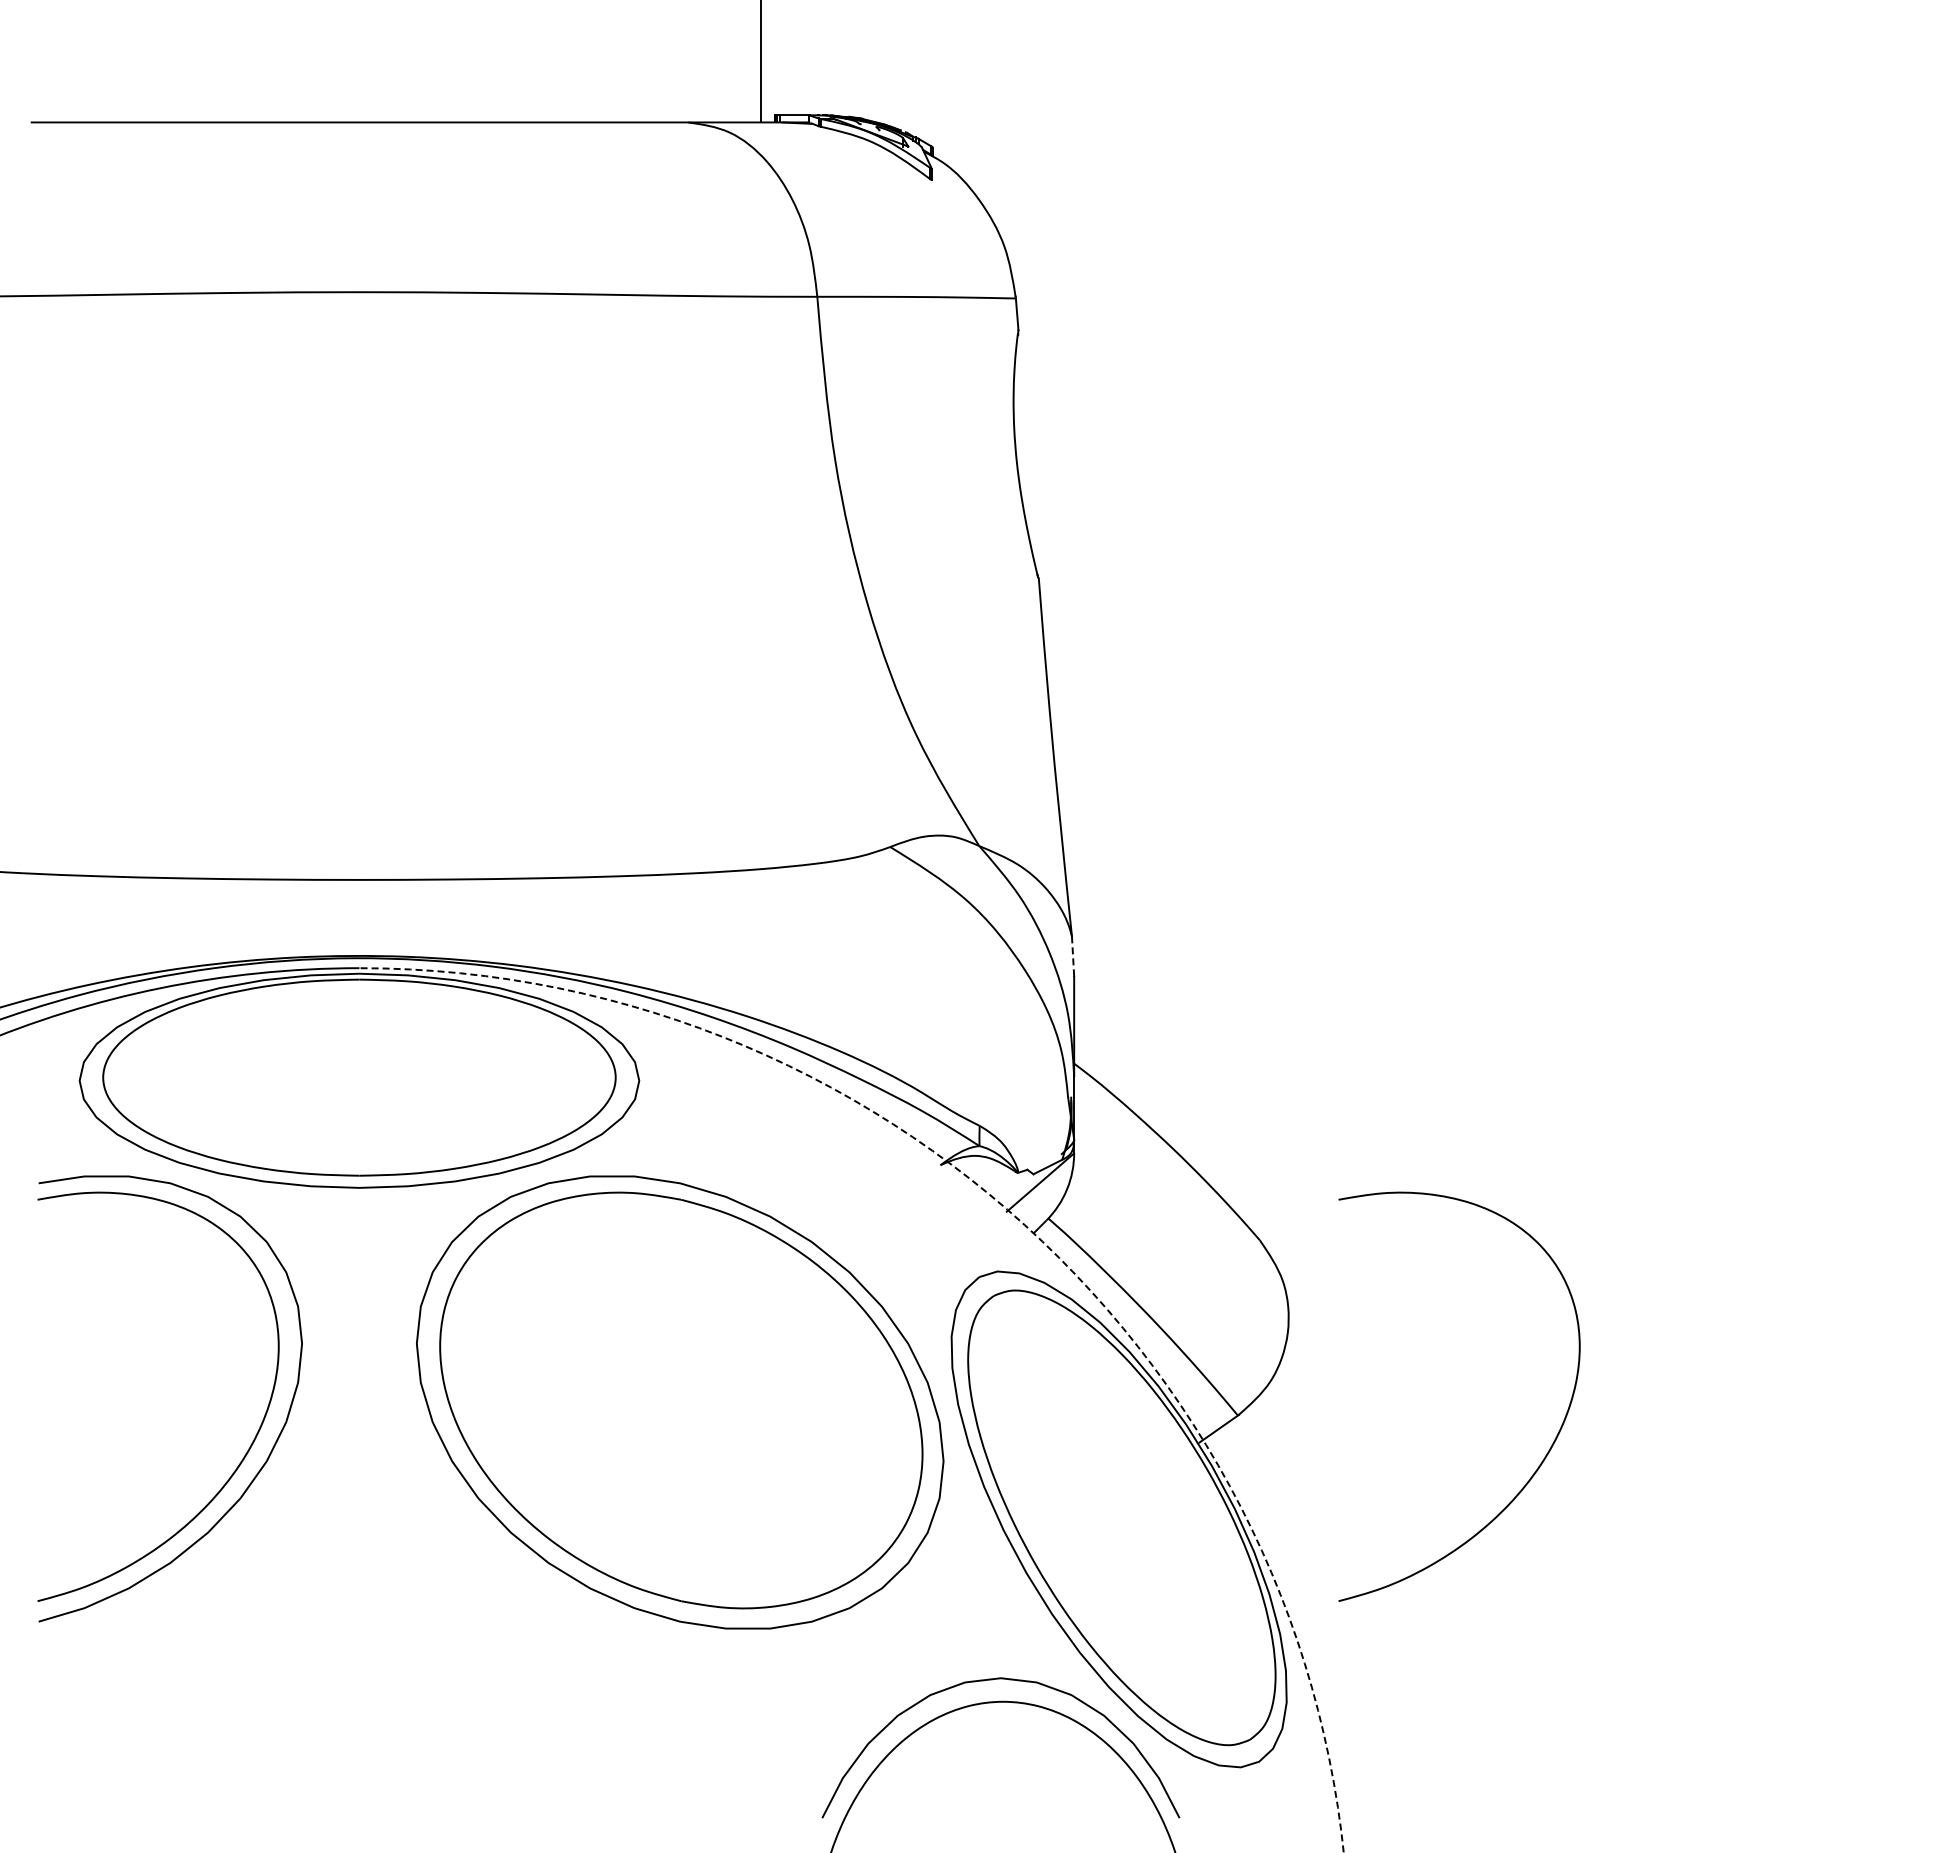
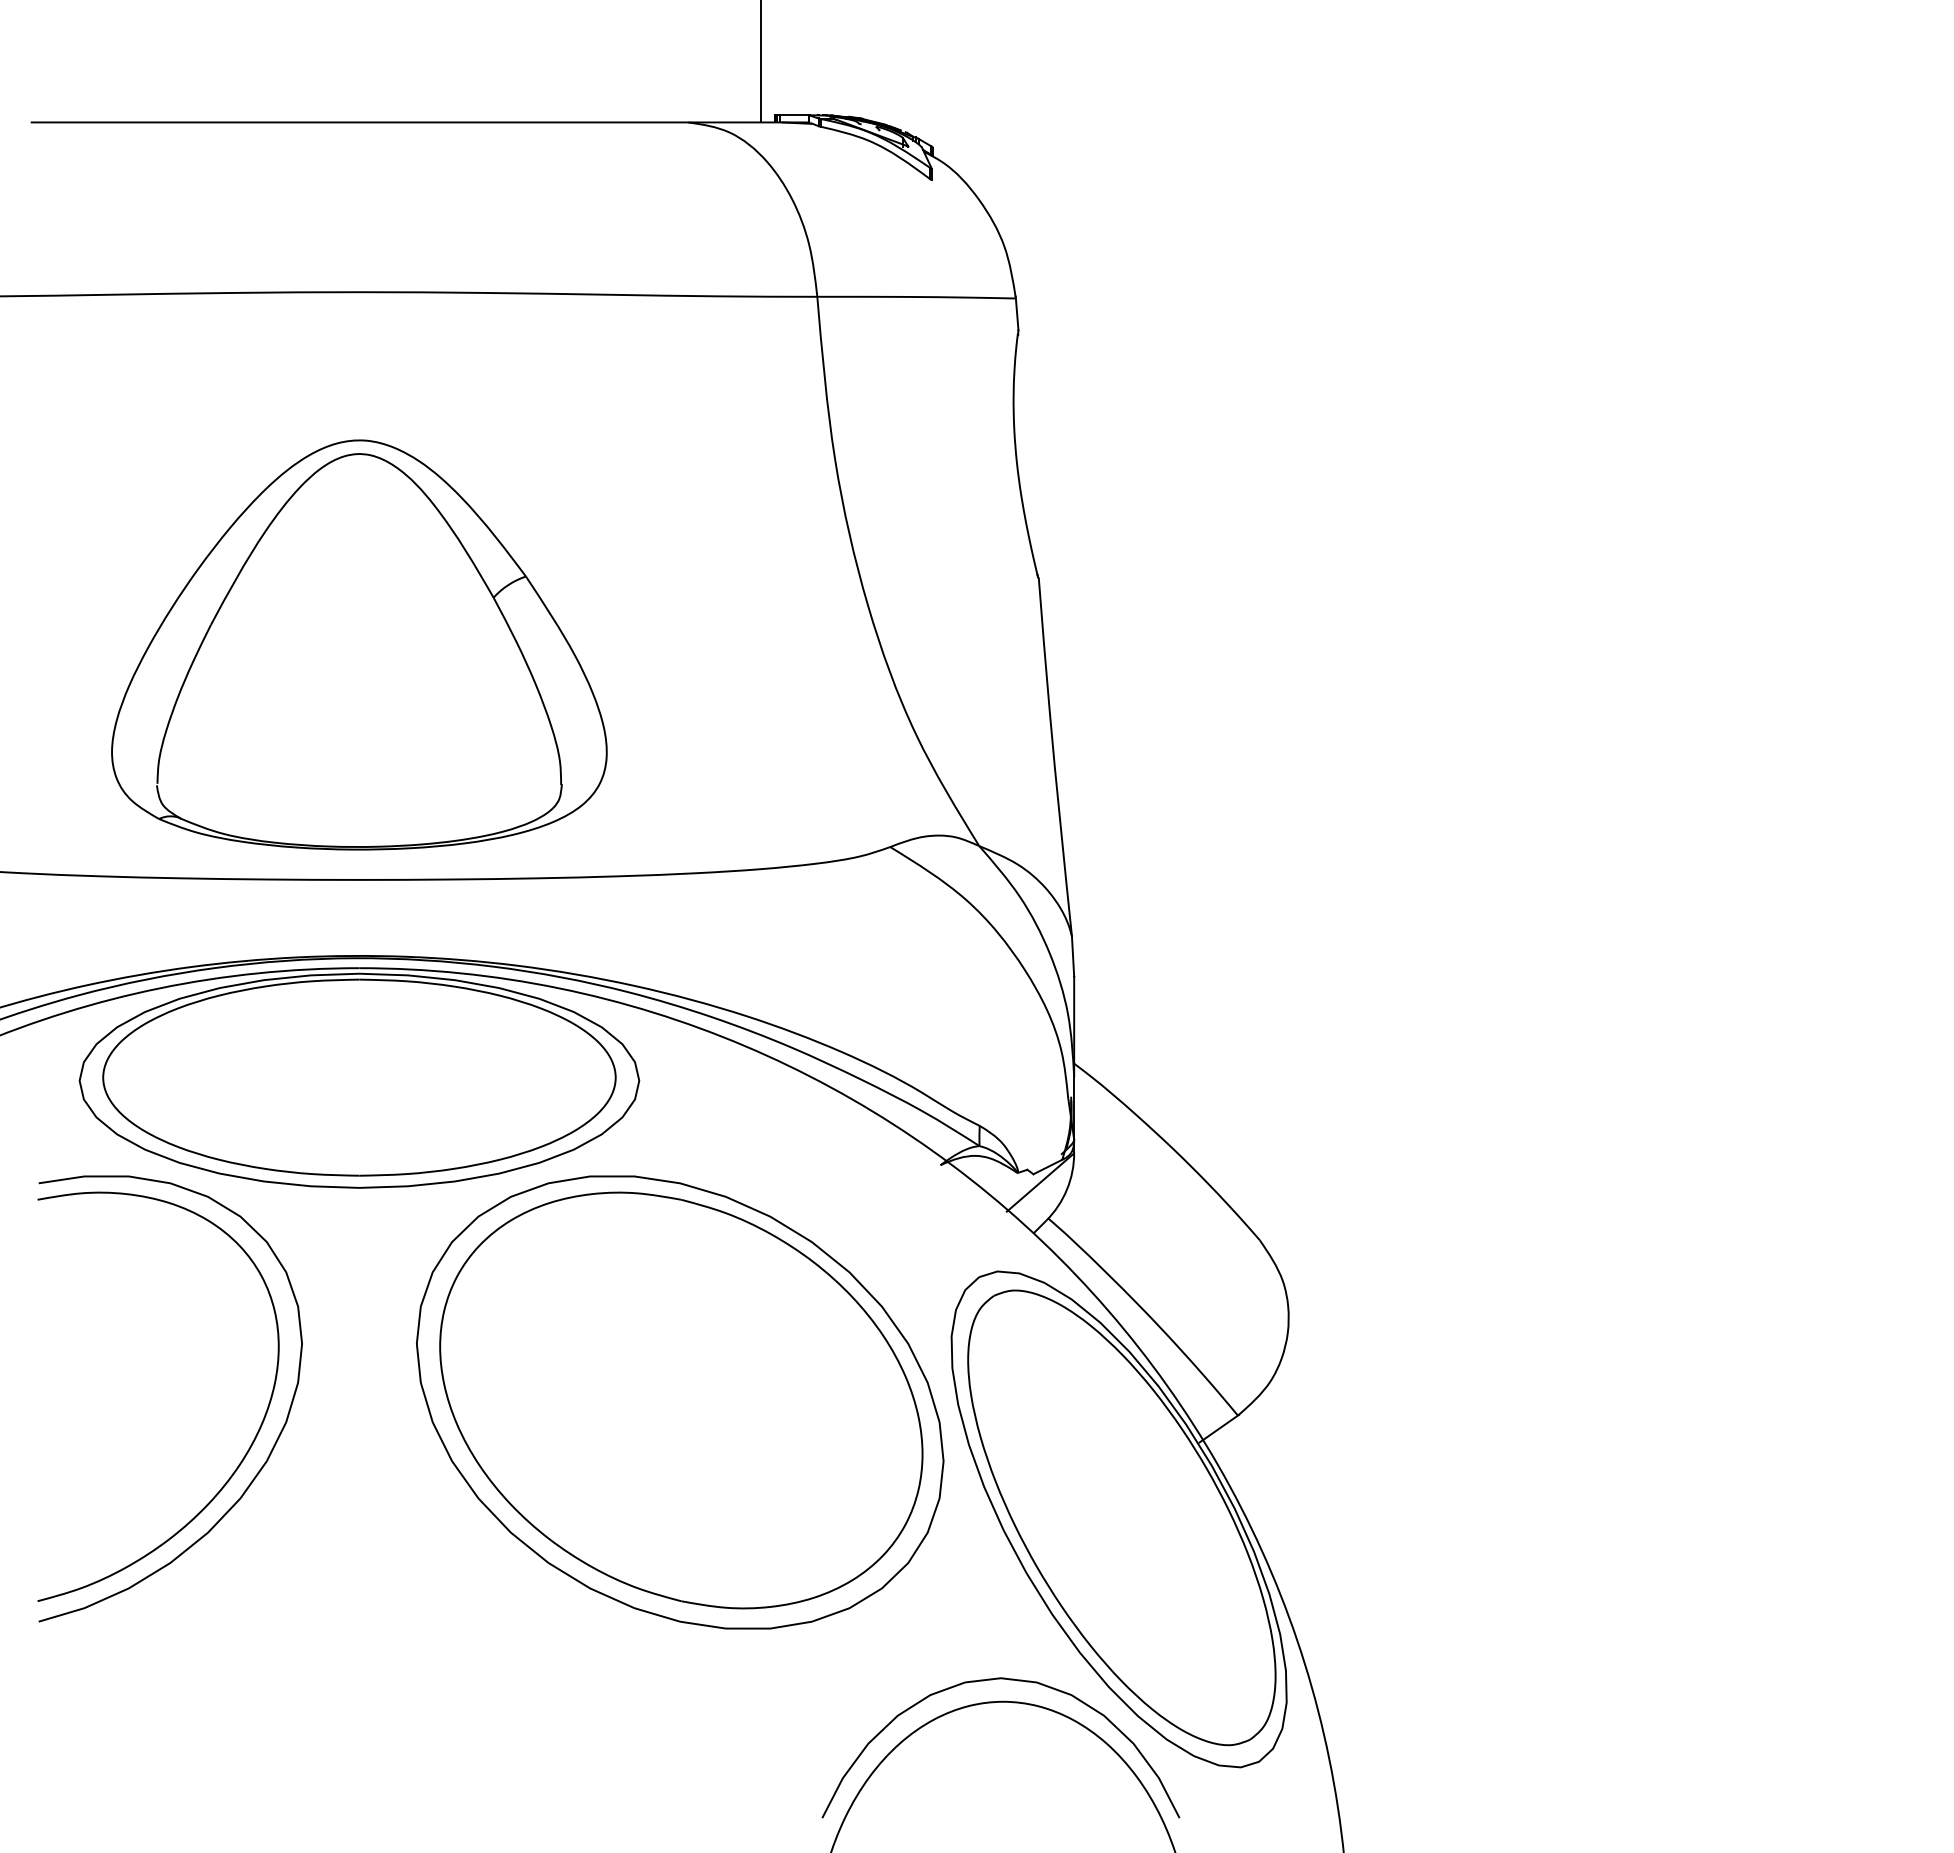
part: none -> present (359, 644)
line: dashed -> solid (1073, 956)
arc: dashed -> solid (1020, 1221)
curve: present -> none (1550, 1446)
